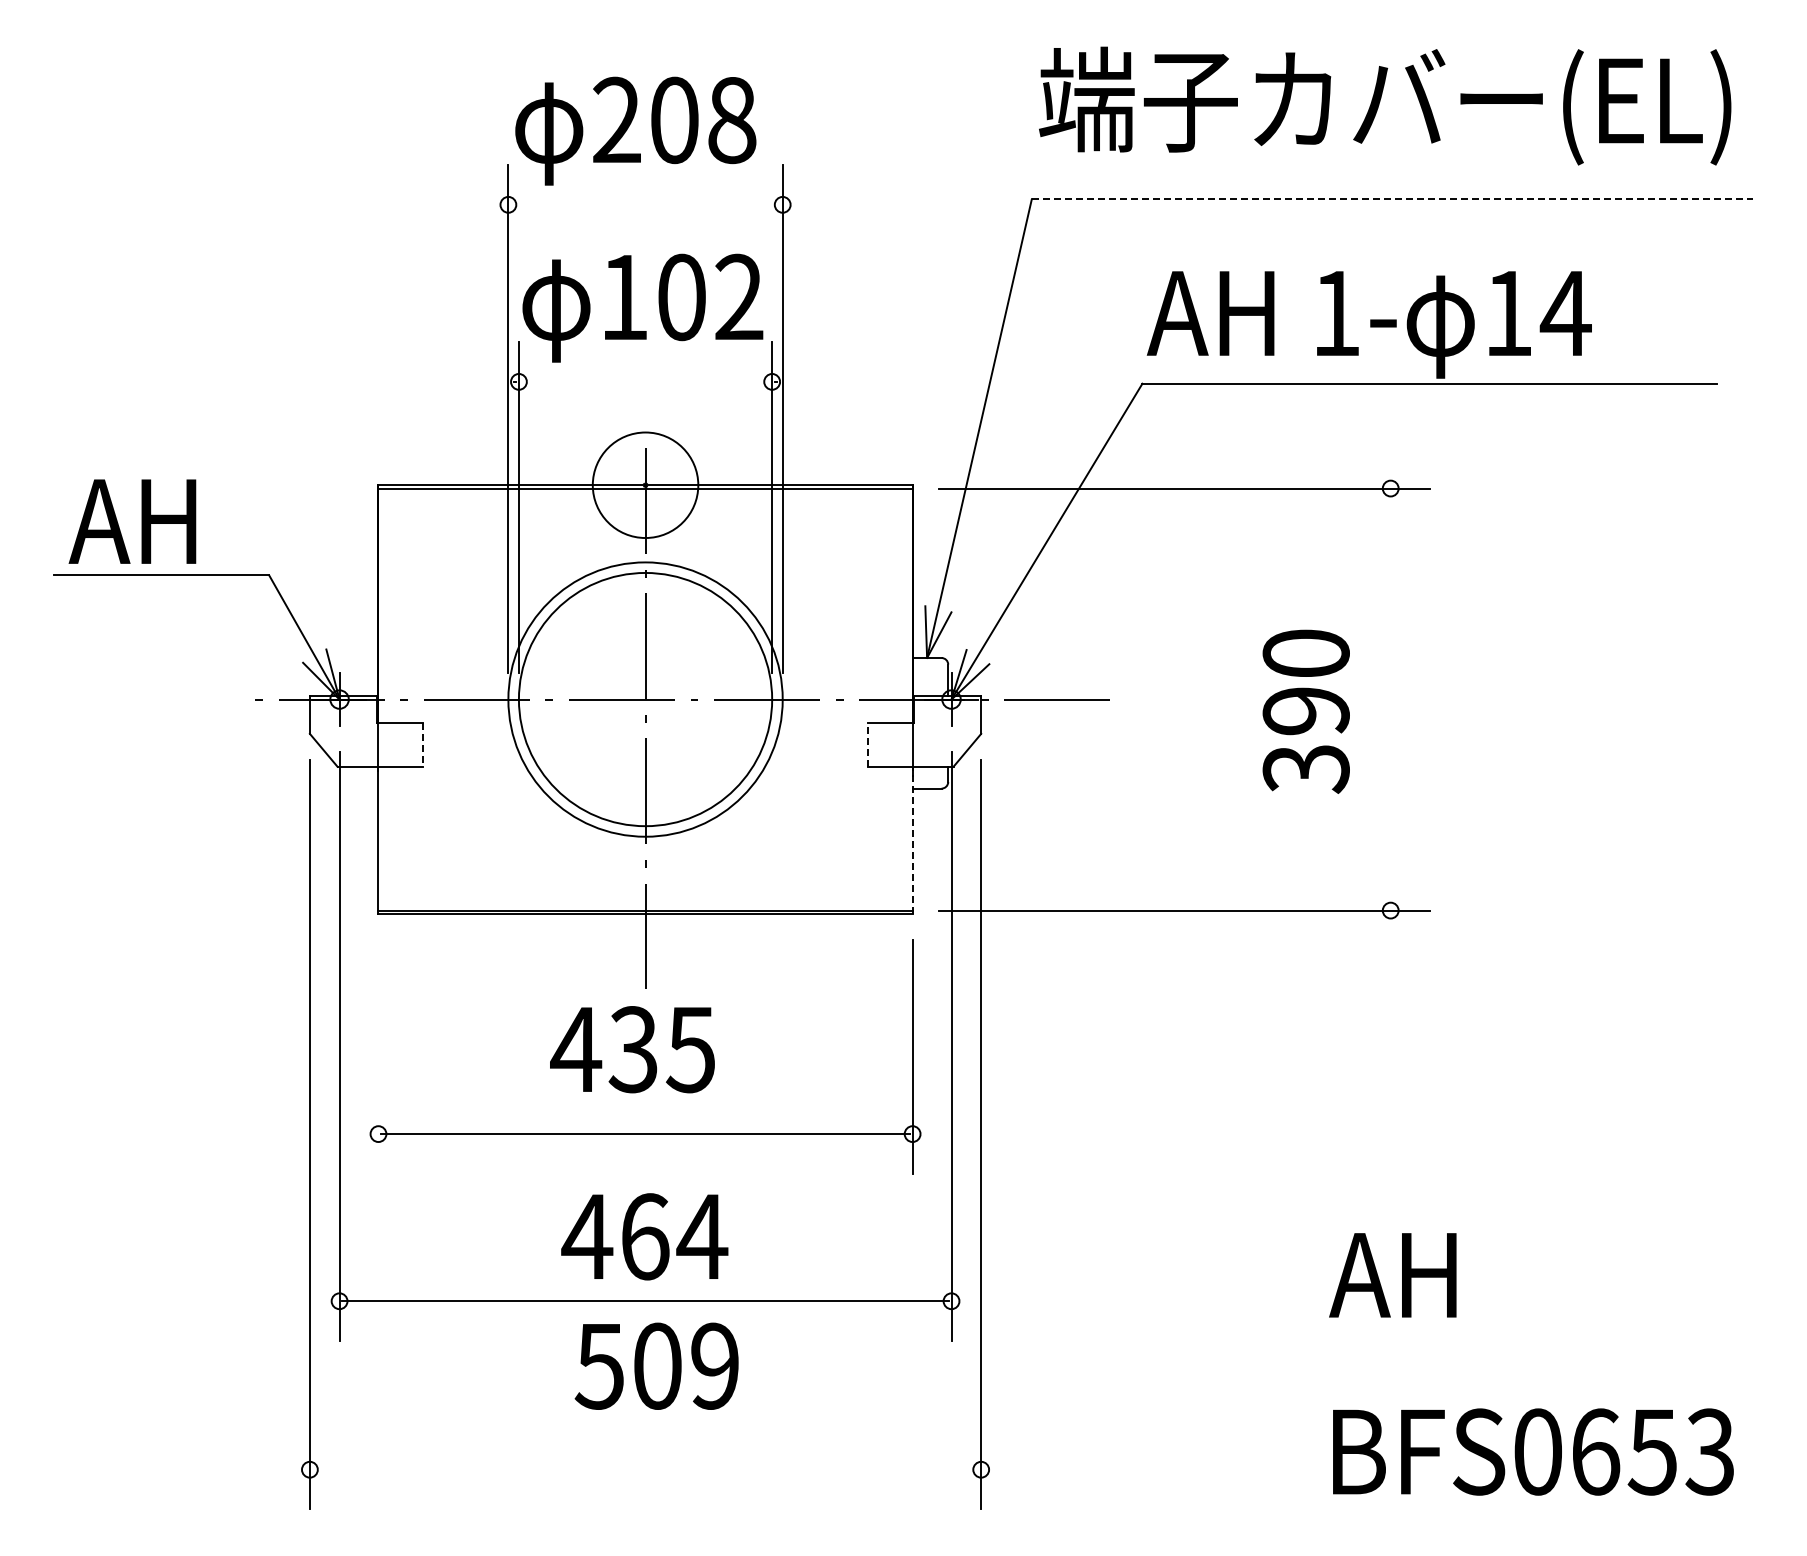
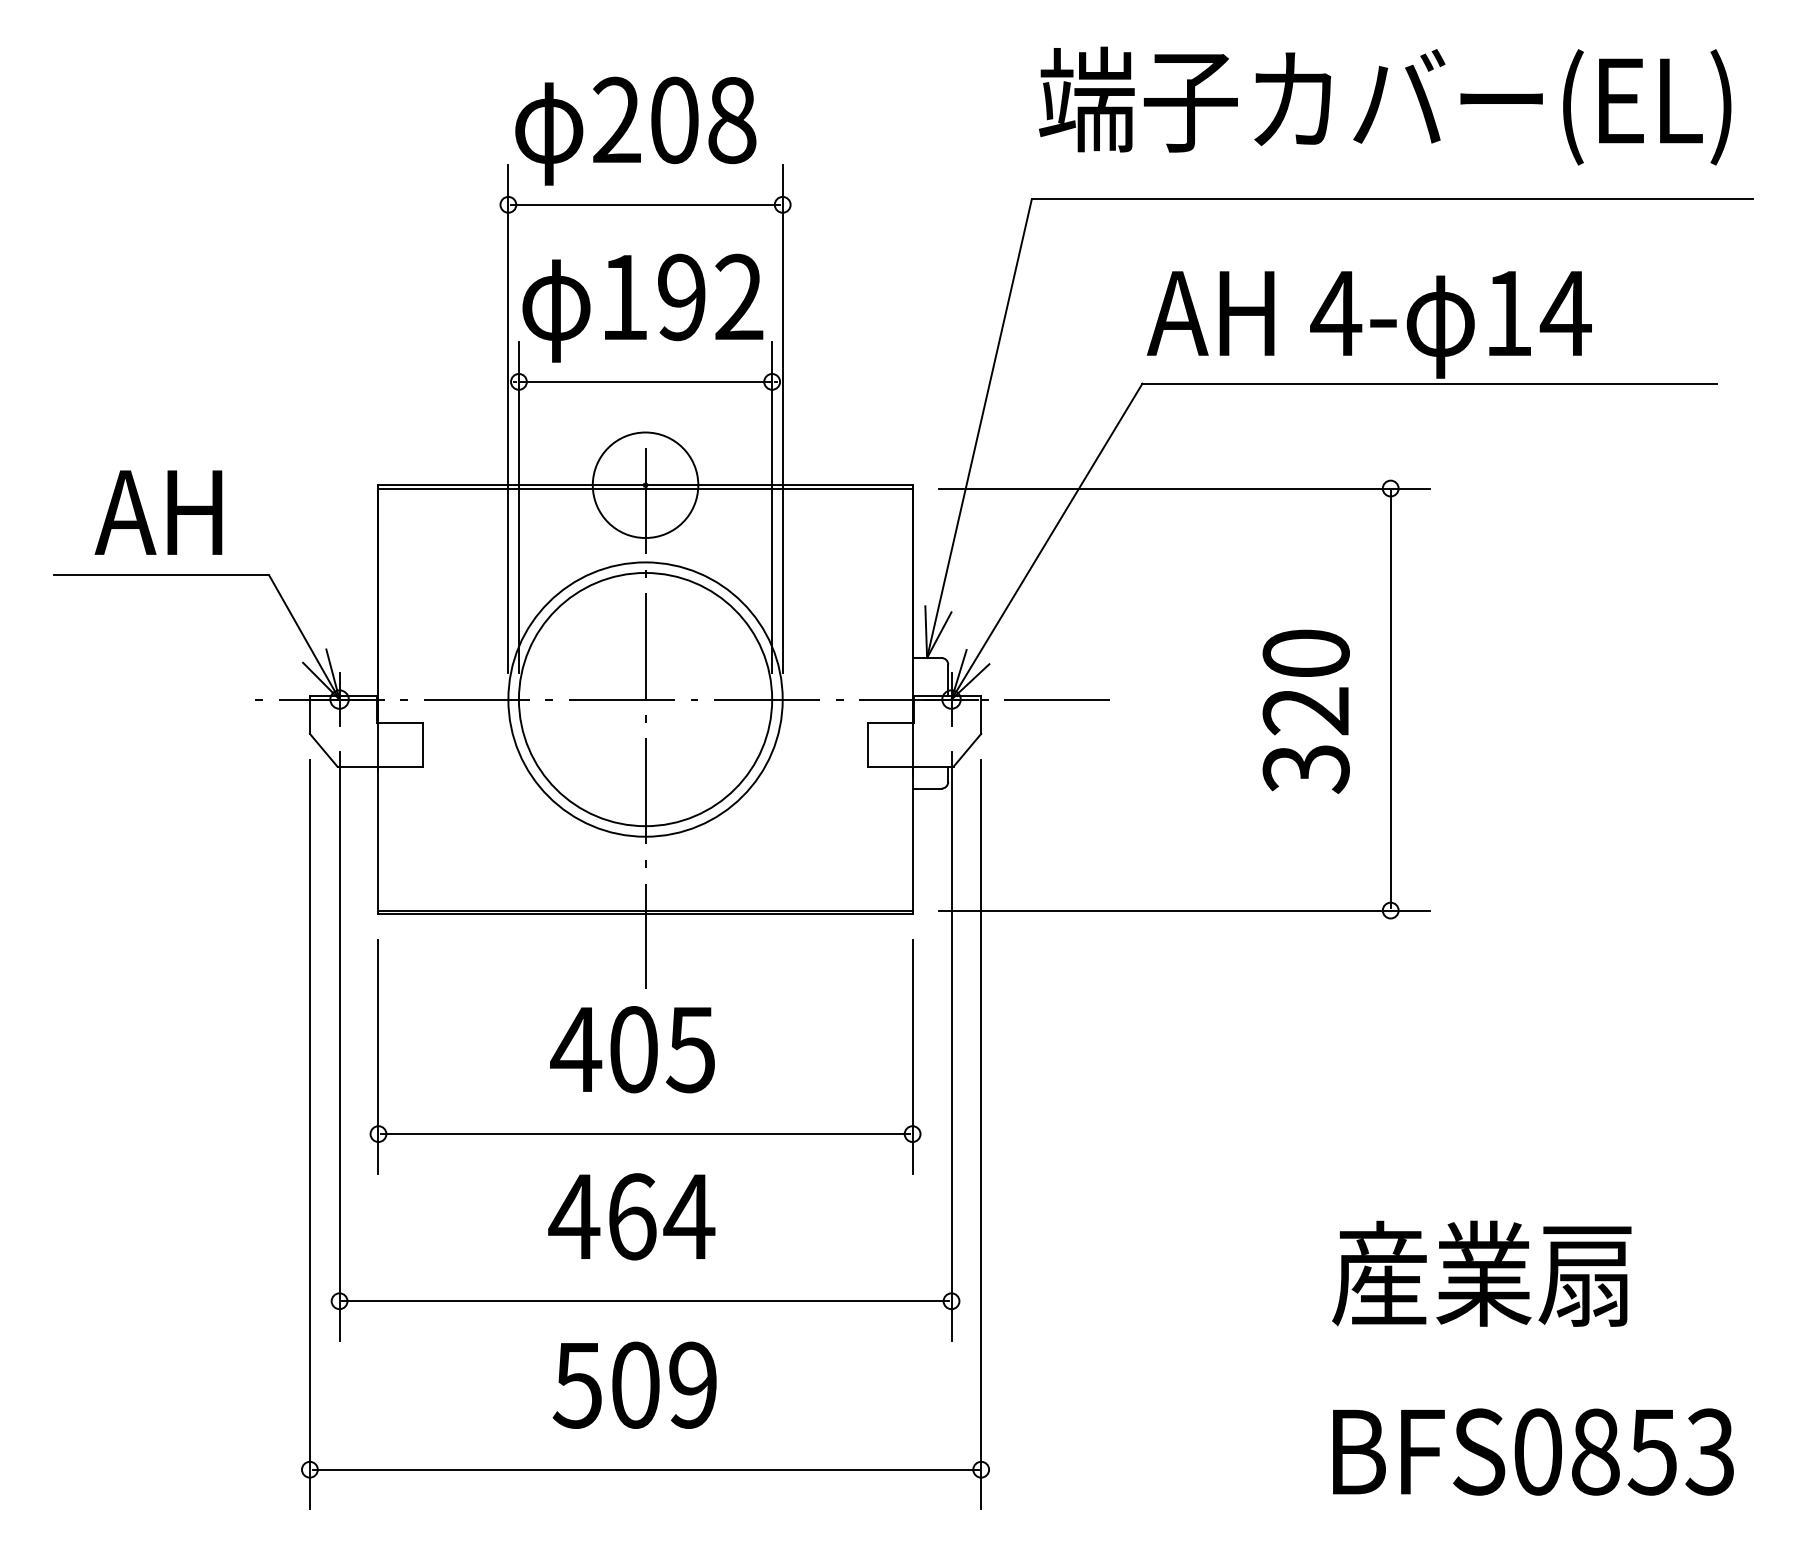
line: dashed -> solid (1392, 199)
line: none -> present (645, 204)
text: 102 -> 192 (681, 297)
text: 1- -> 4- (1336, 313)
line: none -> present (645, 381)
text position: (132, 521) -> (158, 512) (158, 512)
line: none -> present (1390, 699)
text: 390 -> 320 (1306, 711)
line: dashed -> solid (422, 745)
line: dashed -> solid (868, 745)
line: dashed -> solid (912, 840)
text: 435 -> 405 (632, 1049)
line: none -> present (378, 1056)
text position: (644, 1236) -> (631, 1216) (631, 1216)
text: AH -> 産業扇 (1480, 1273)
text position: (656, 1365) -> (634, 1384) (634, 1384)
text: BFS0653 -> BFS0853 (1596, 1451)
line: none -> present (645, 1469)
